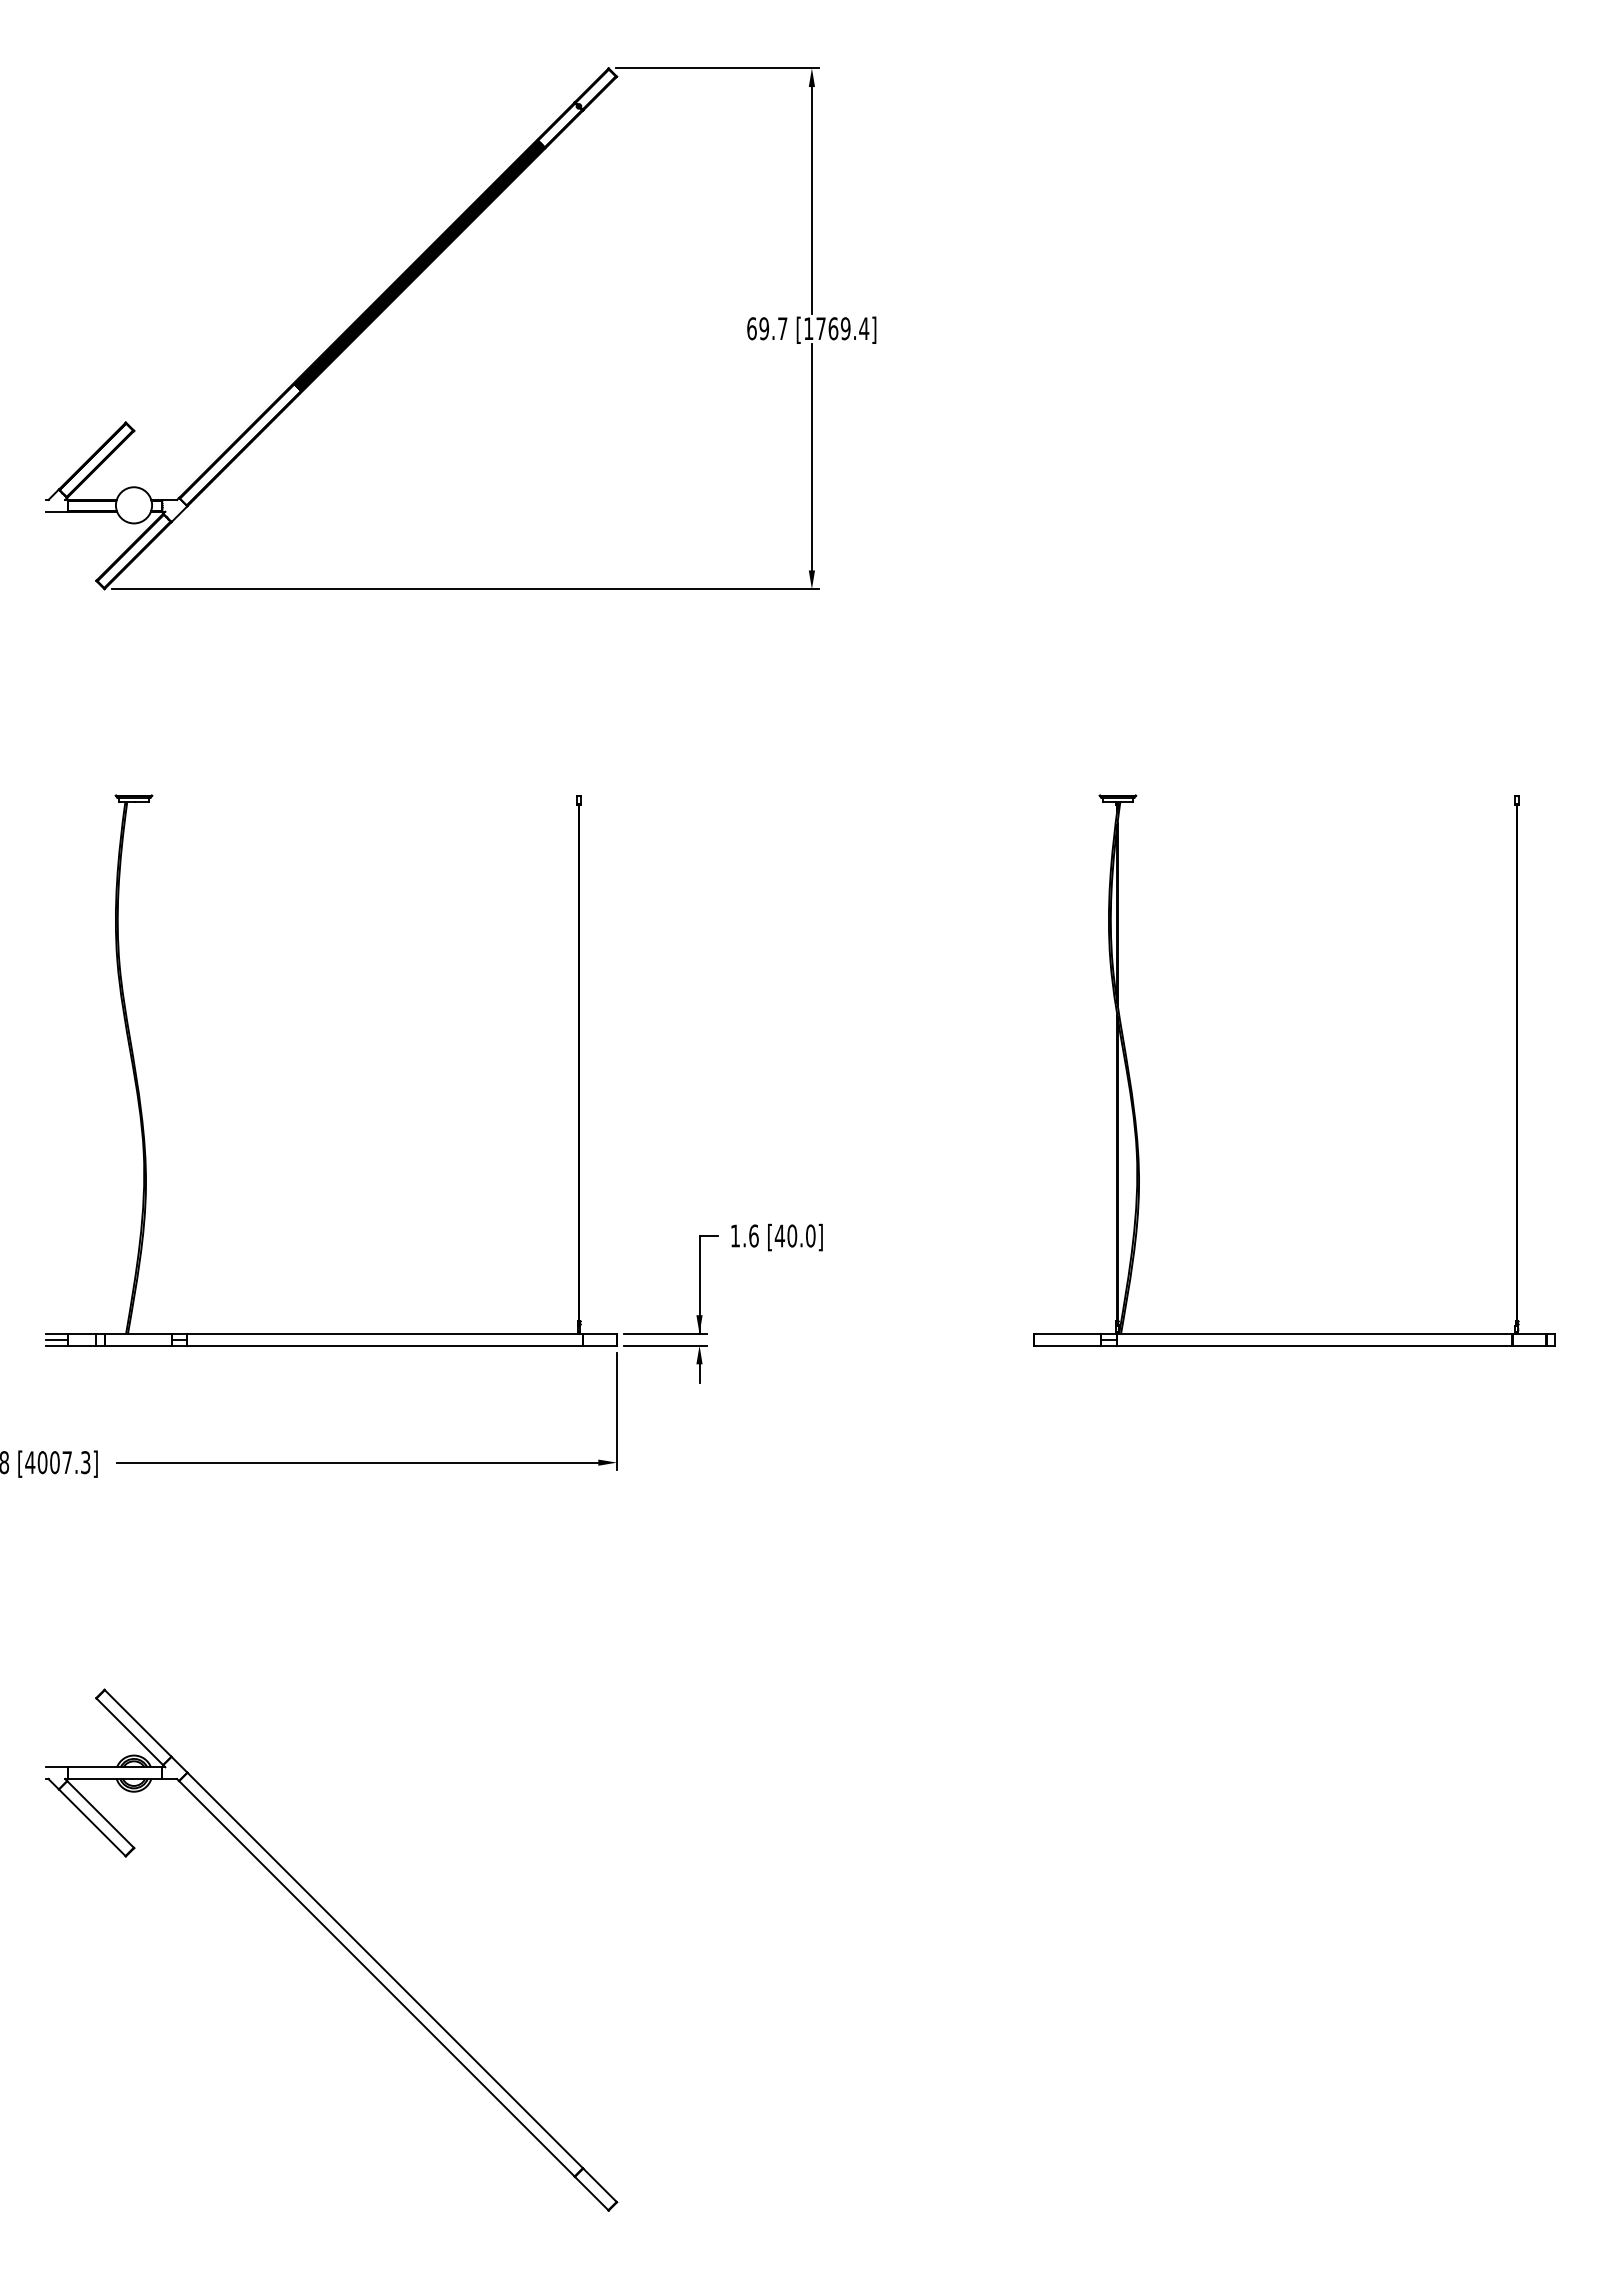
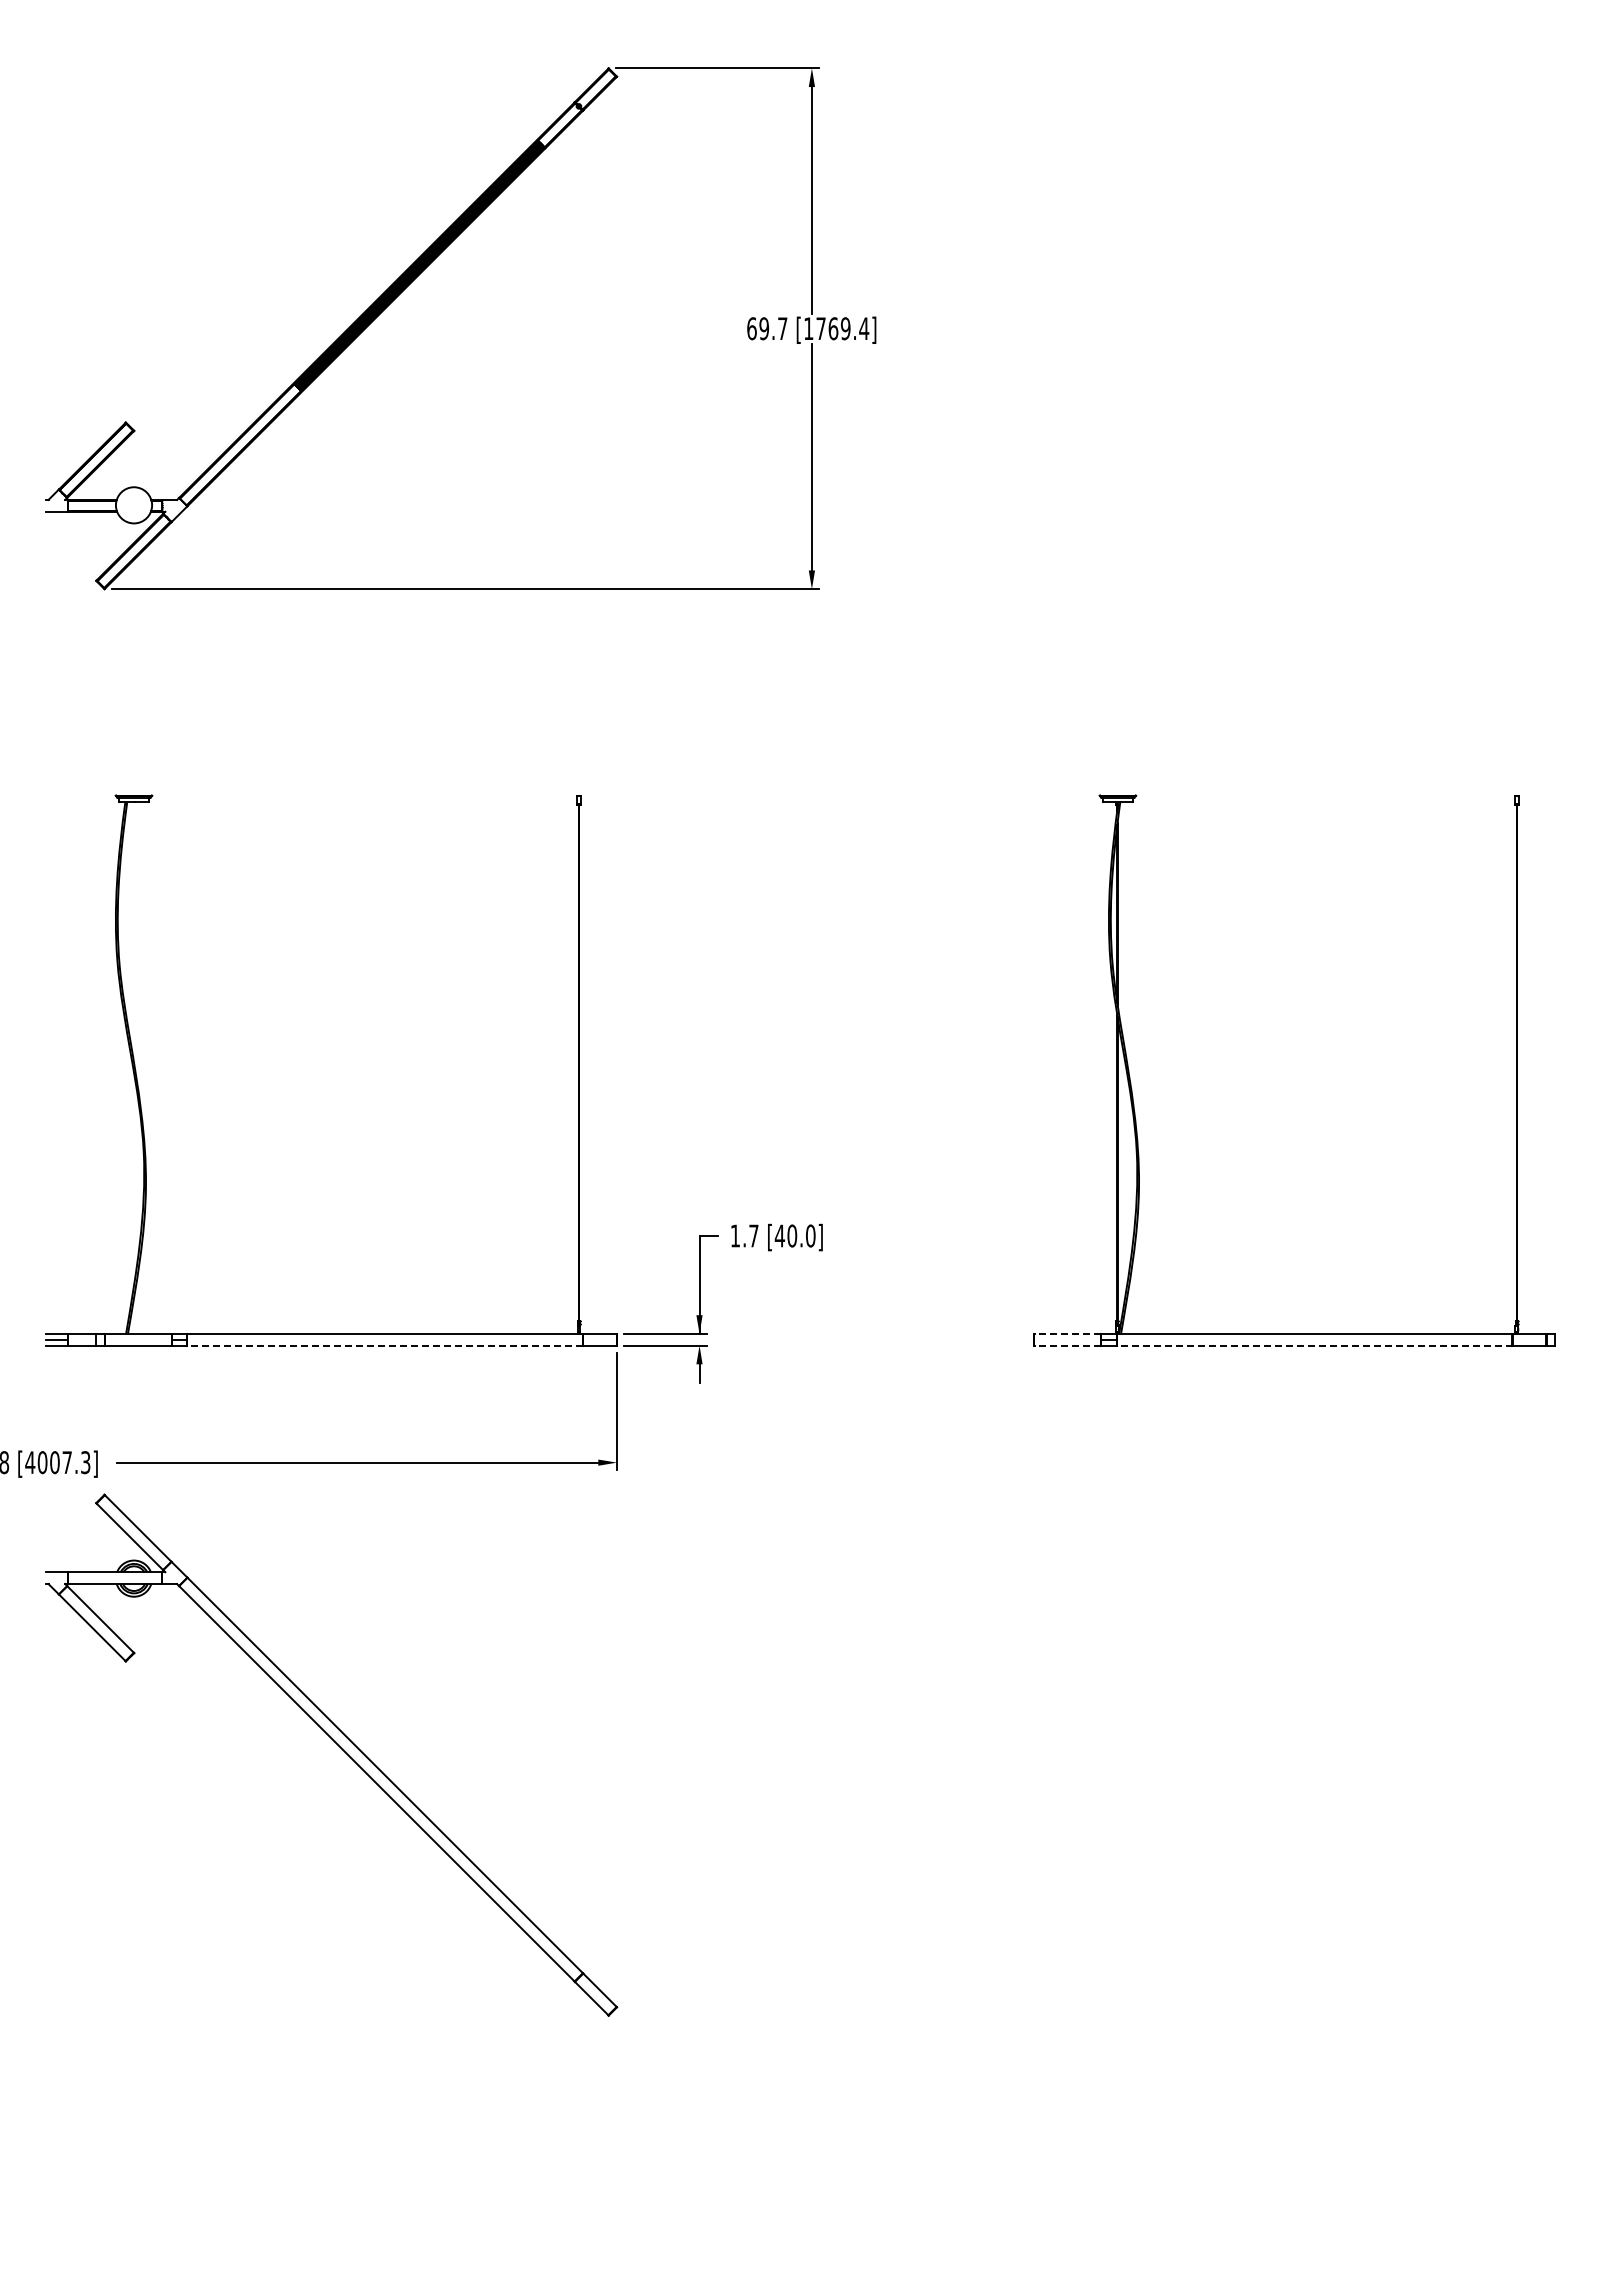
text: 1.6 -> 1.7 (753, 1235)
line: solid -> dashed (1067, 1333)
line: solid -> dashed (385, 1345)
line: solid -> dashed (1067, 1345)
line: solid -> dashed (1314, 1345)
part position: (338, 1941) -> (338, 1746) (338, 1746)
